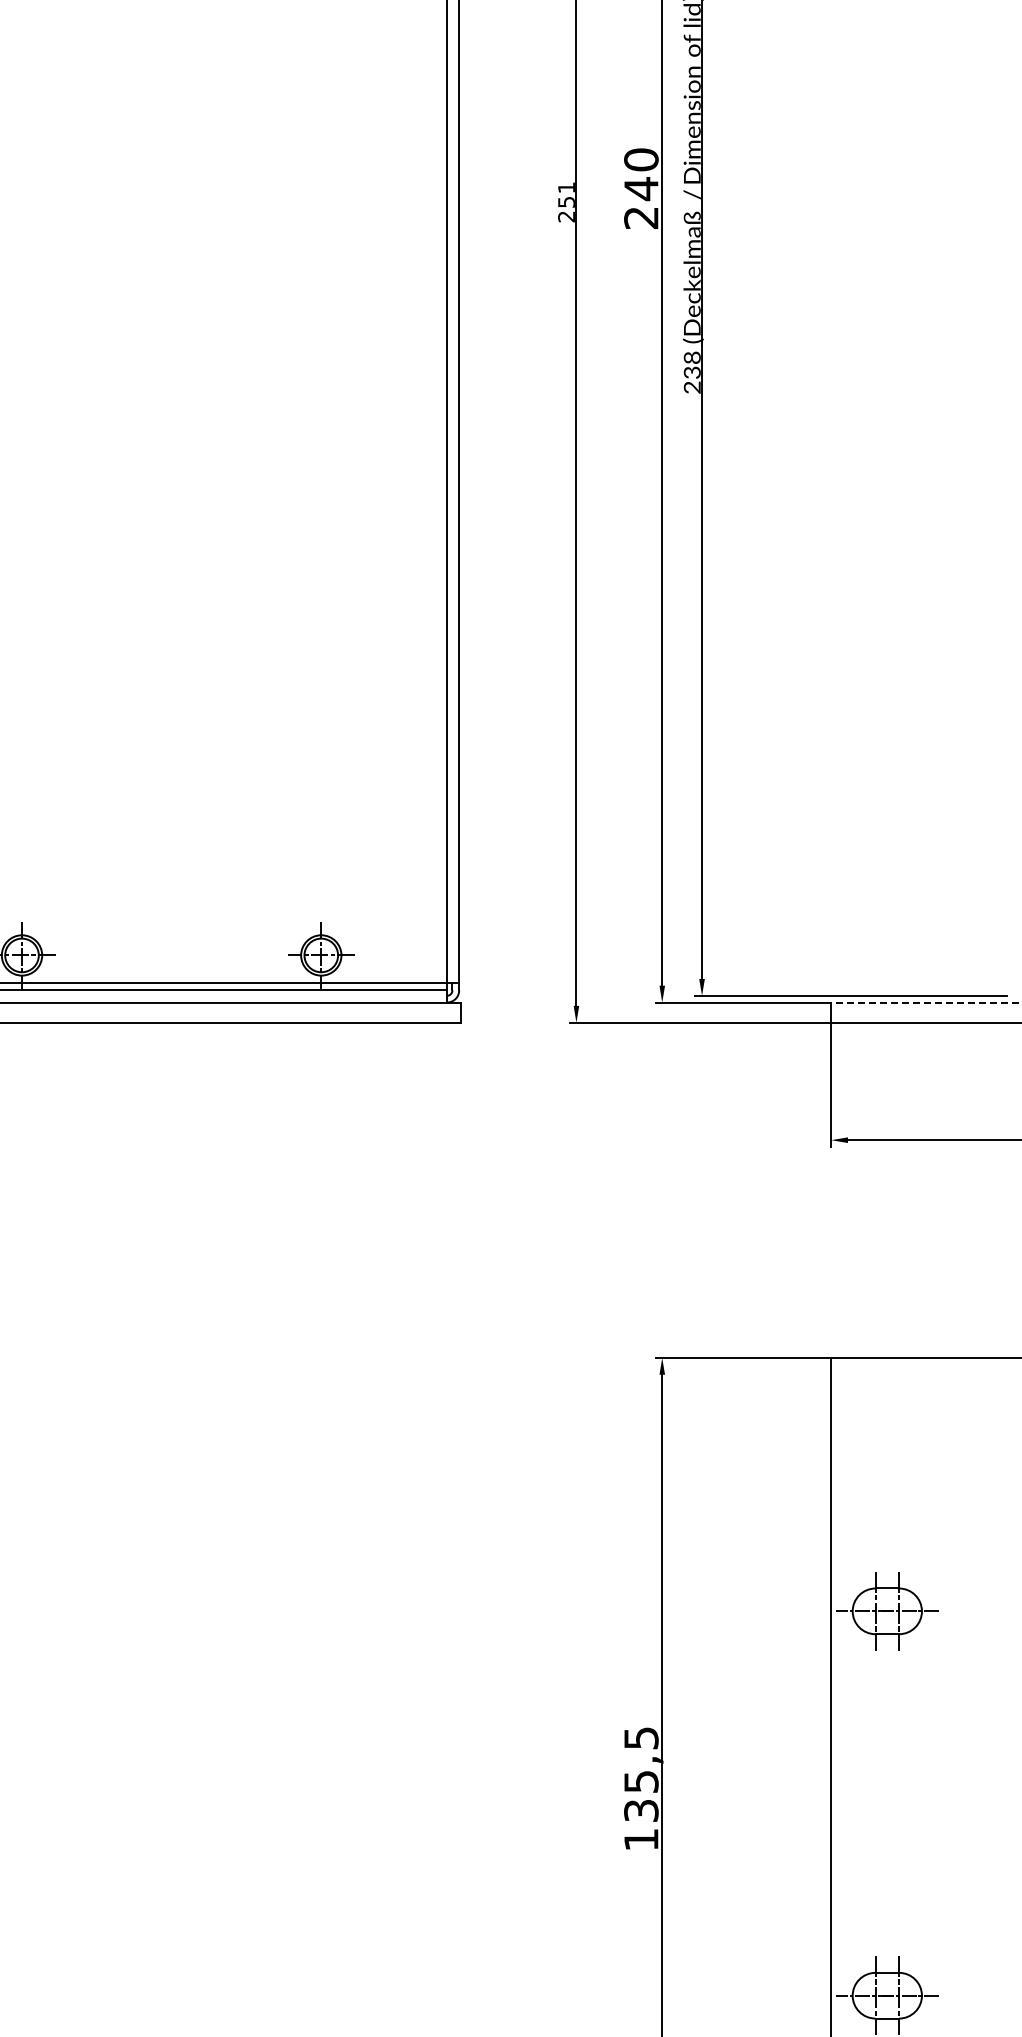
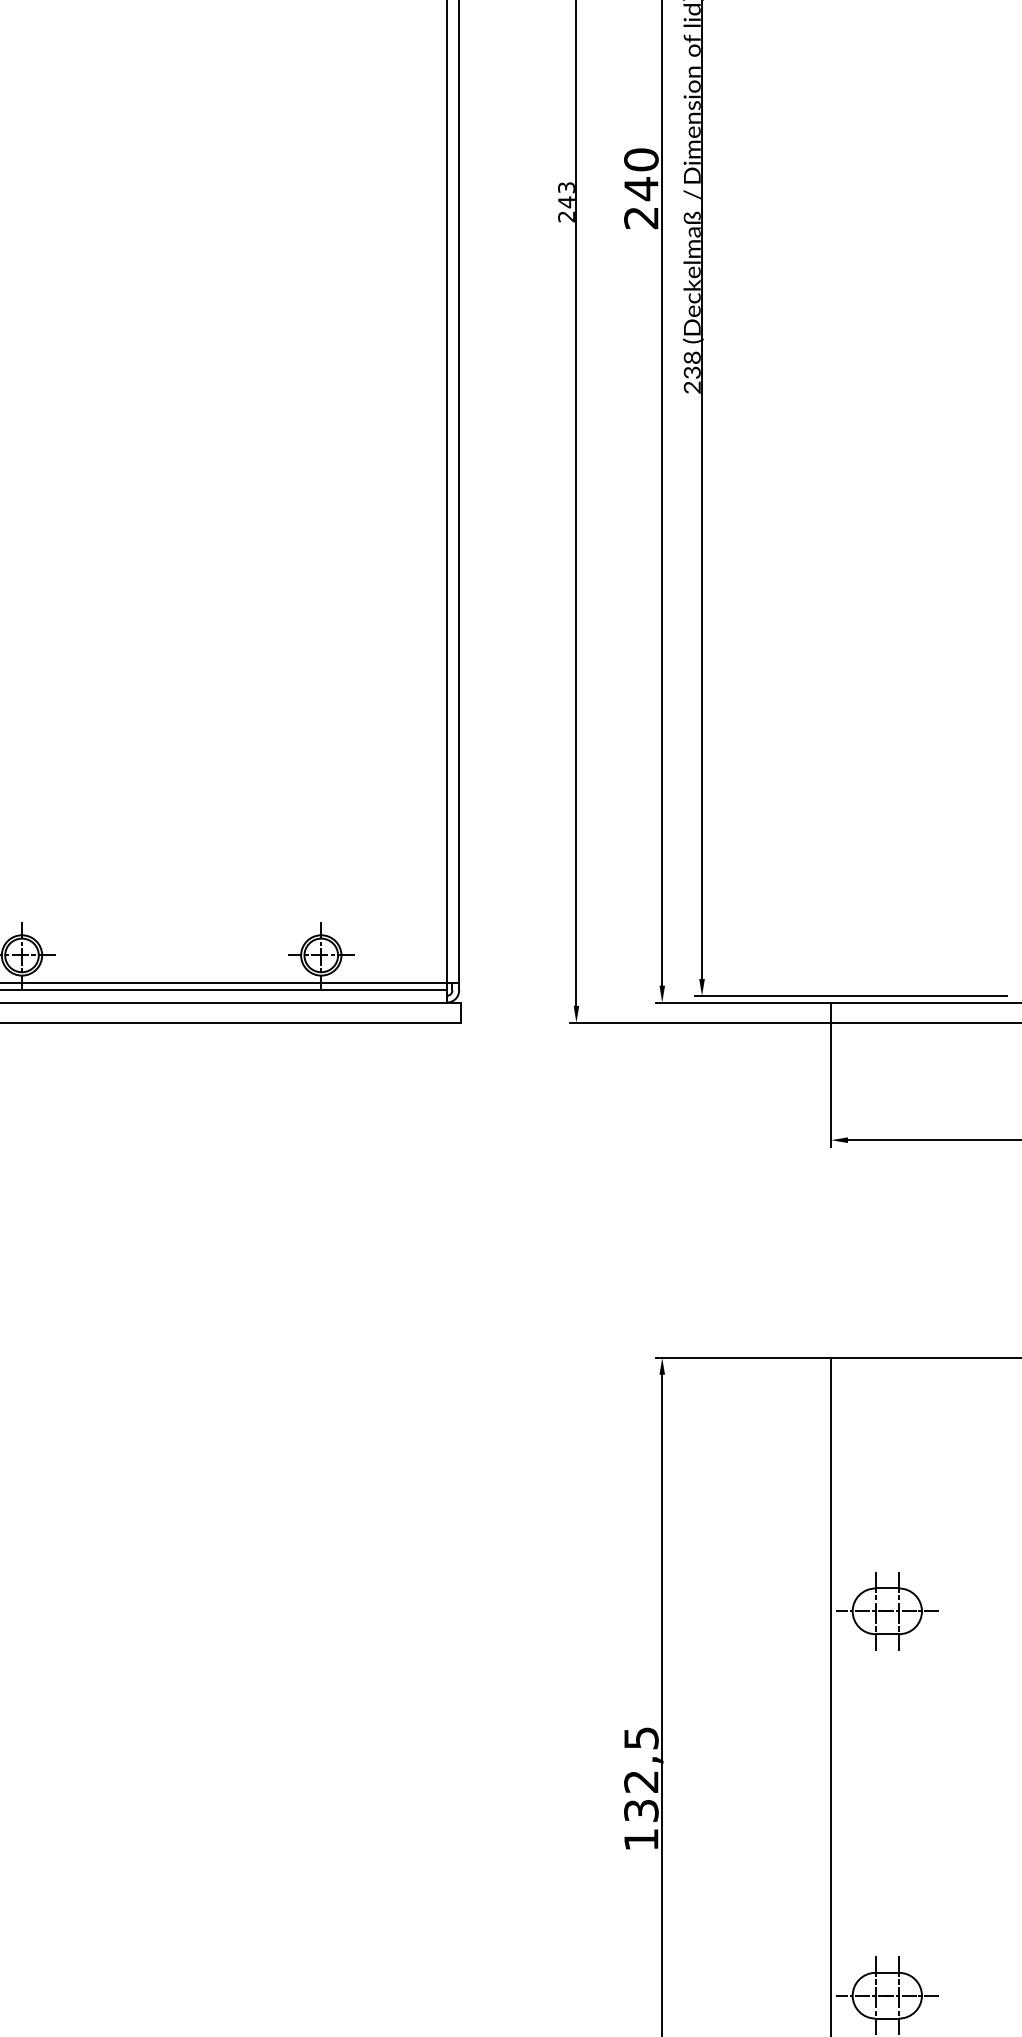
text: 251 -> 243 (566, 195)
line: dashed -> solid (926, 1002)
text: 135,5 -> 132,5 (641, 1781)
